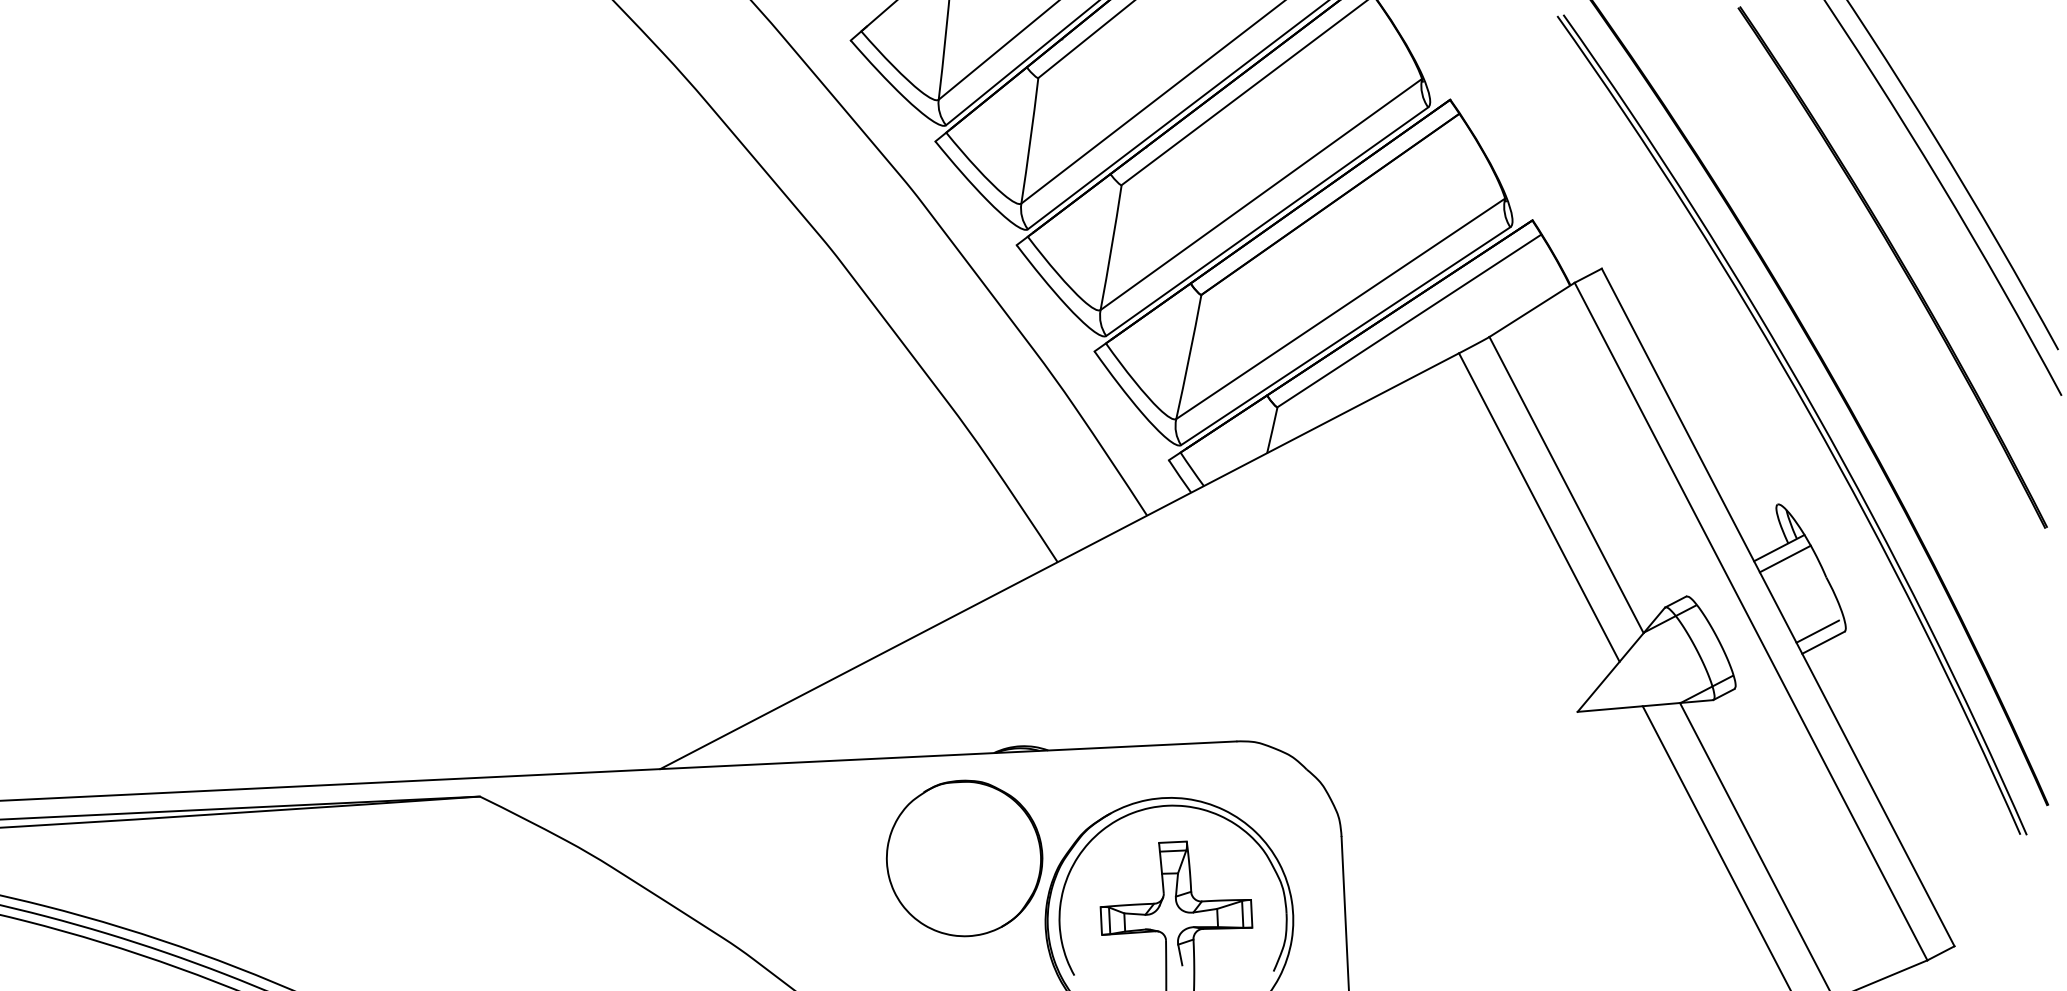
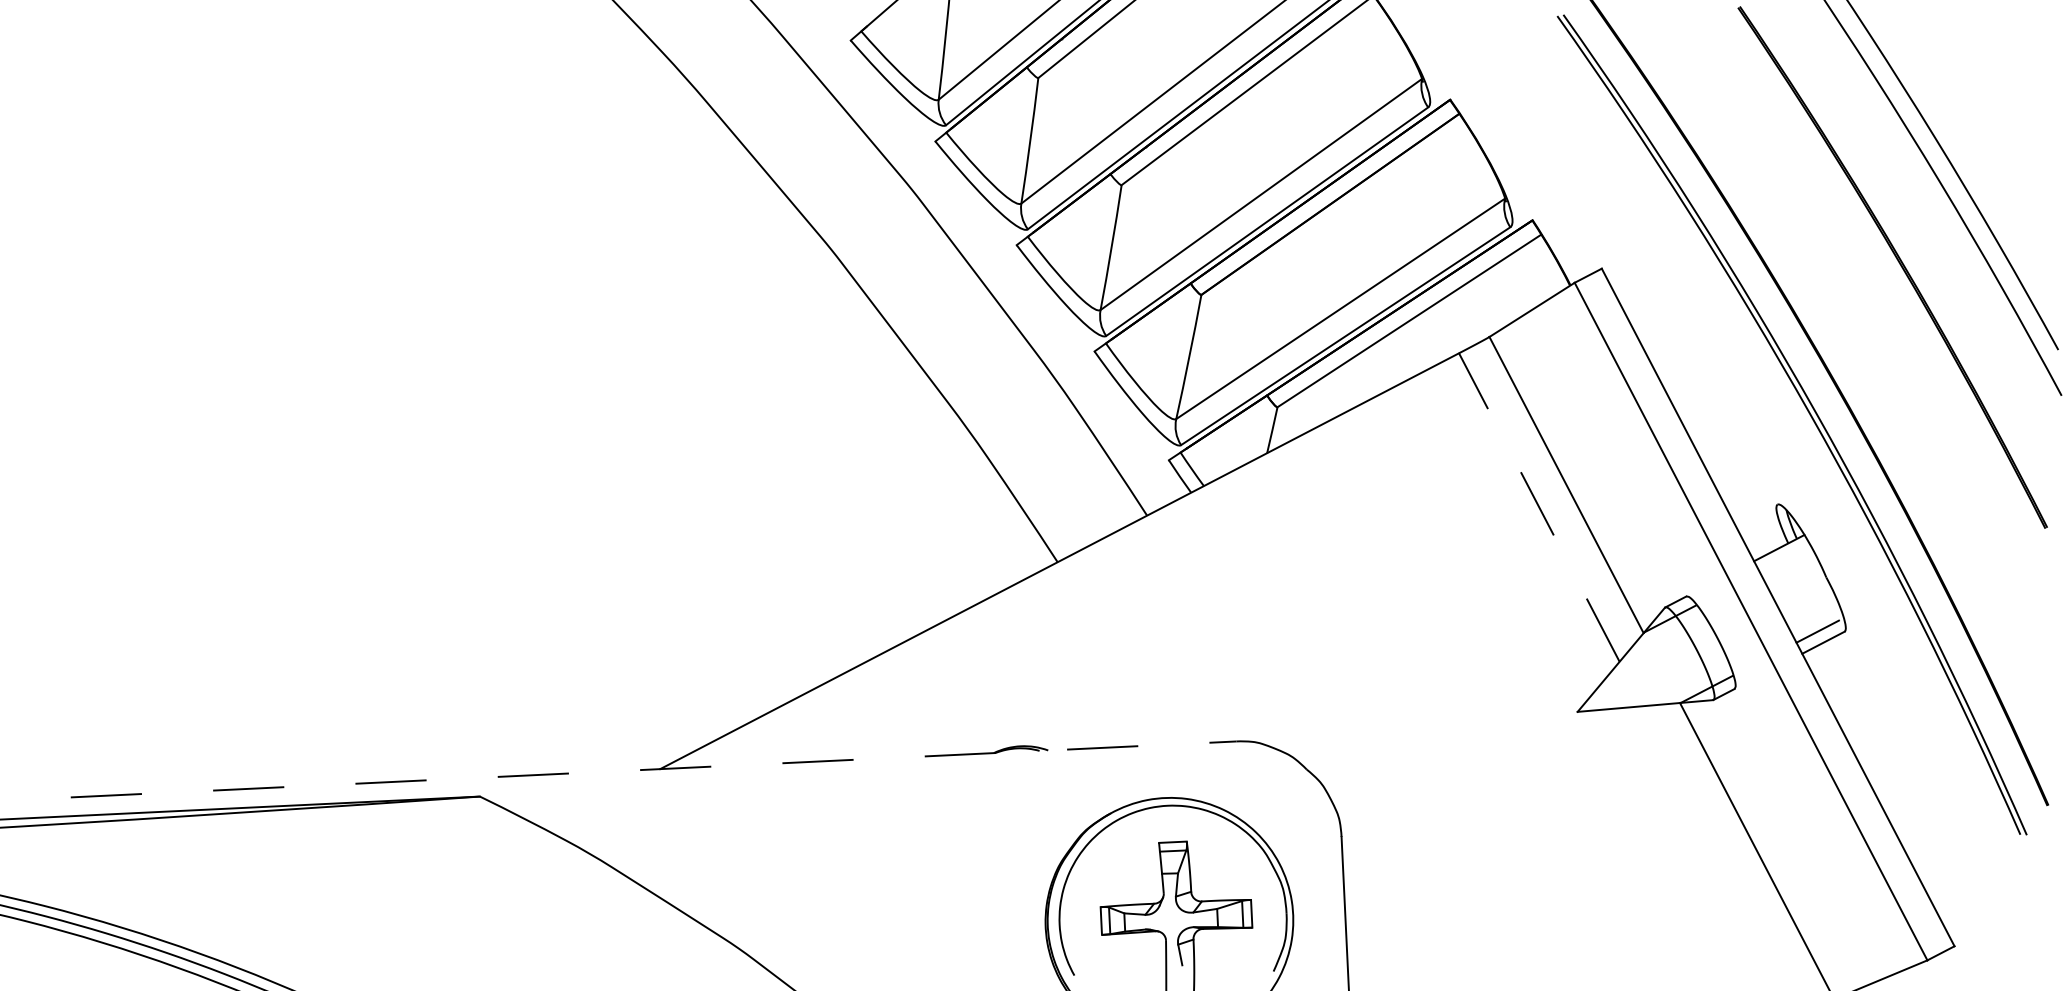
line: solid -> dashed (1539, 507)
line: present -> none (1784, 558)
line: solid -> dashed (619, 771)
line: present -> none (1715, 846)
part: present -> none (964, 858)
